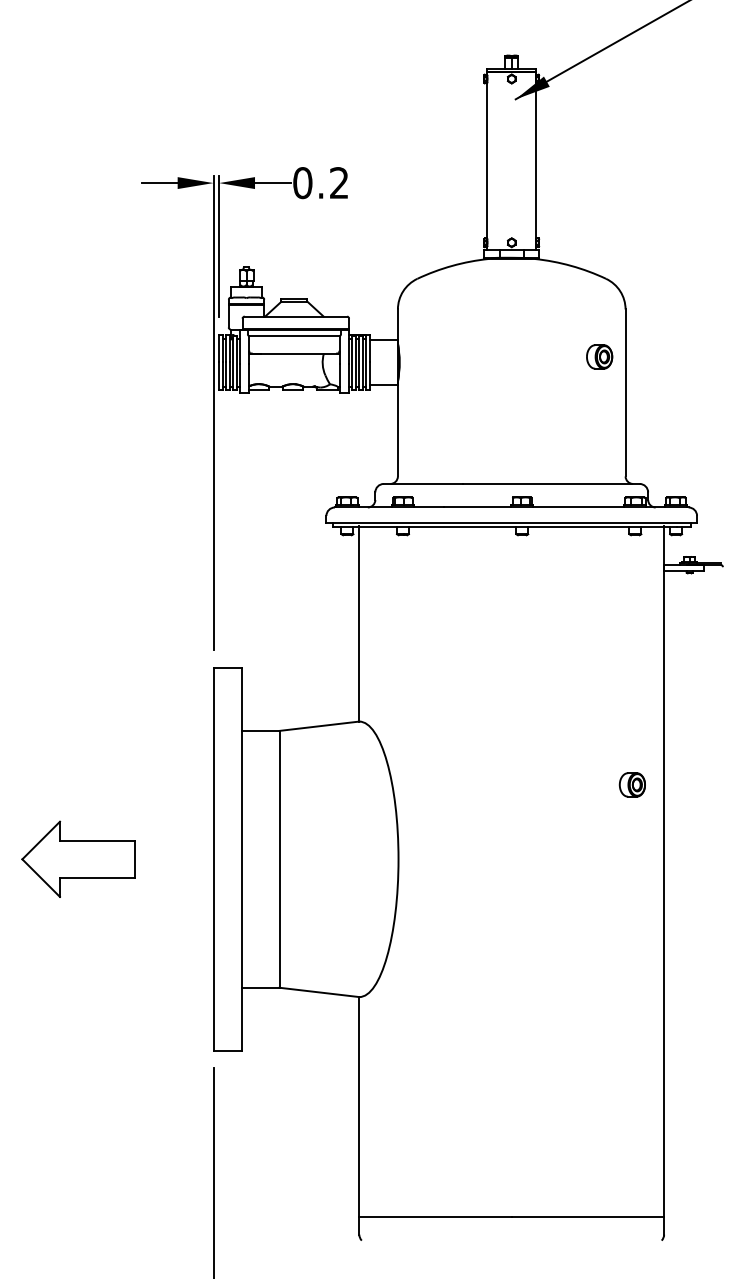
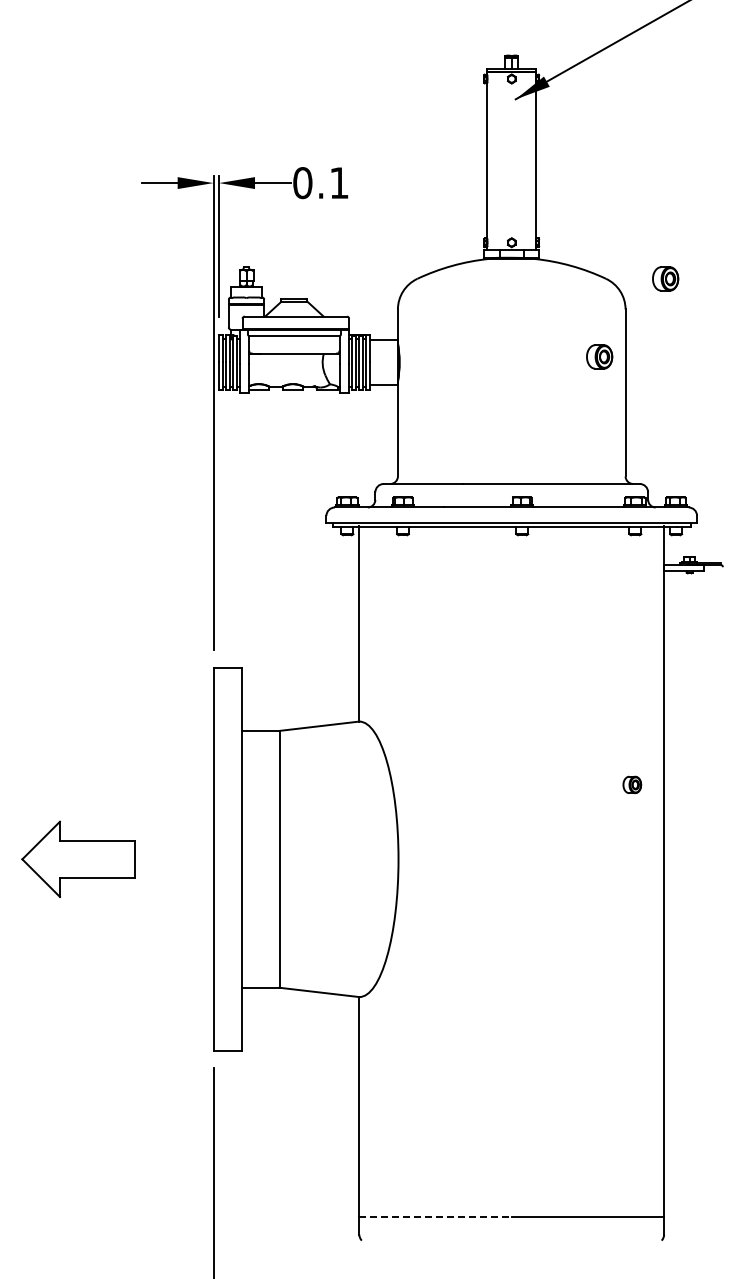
text: 0.2 -> 0.1 (339, 182)
part: none -> present (665, 278)
part size: 28x26 px -> 21x20 px (632, 784)
line: solid -> dashed (436, 1216)
